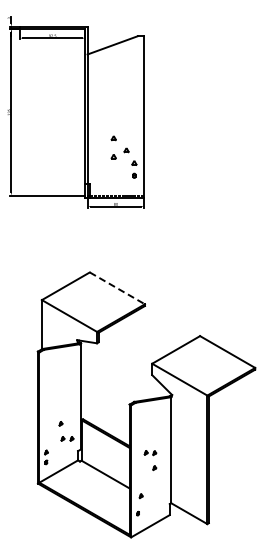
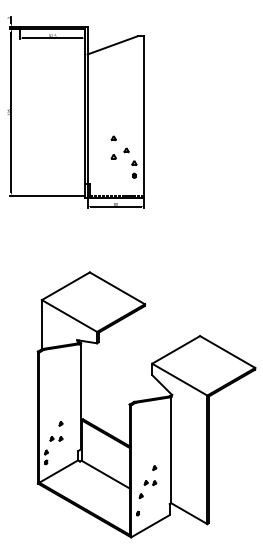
line: dashed -> solid (117, 288)
part position: (67, 438) -> (56, 438) (56, 438)
part position: (150, 453) -> (150, 483) (150, 483)
